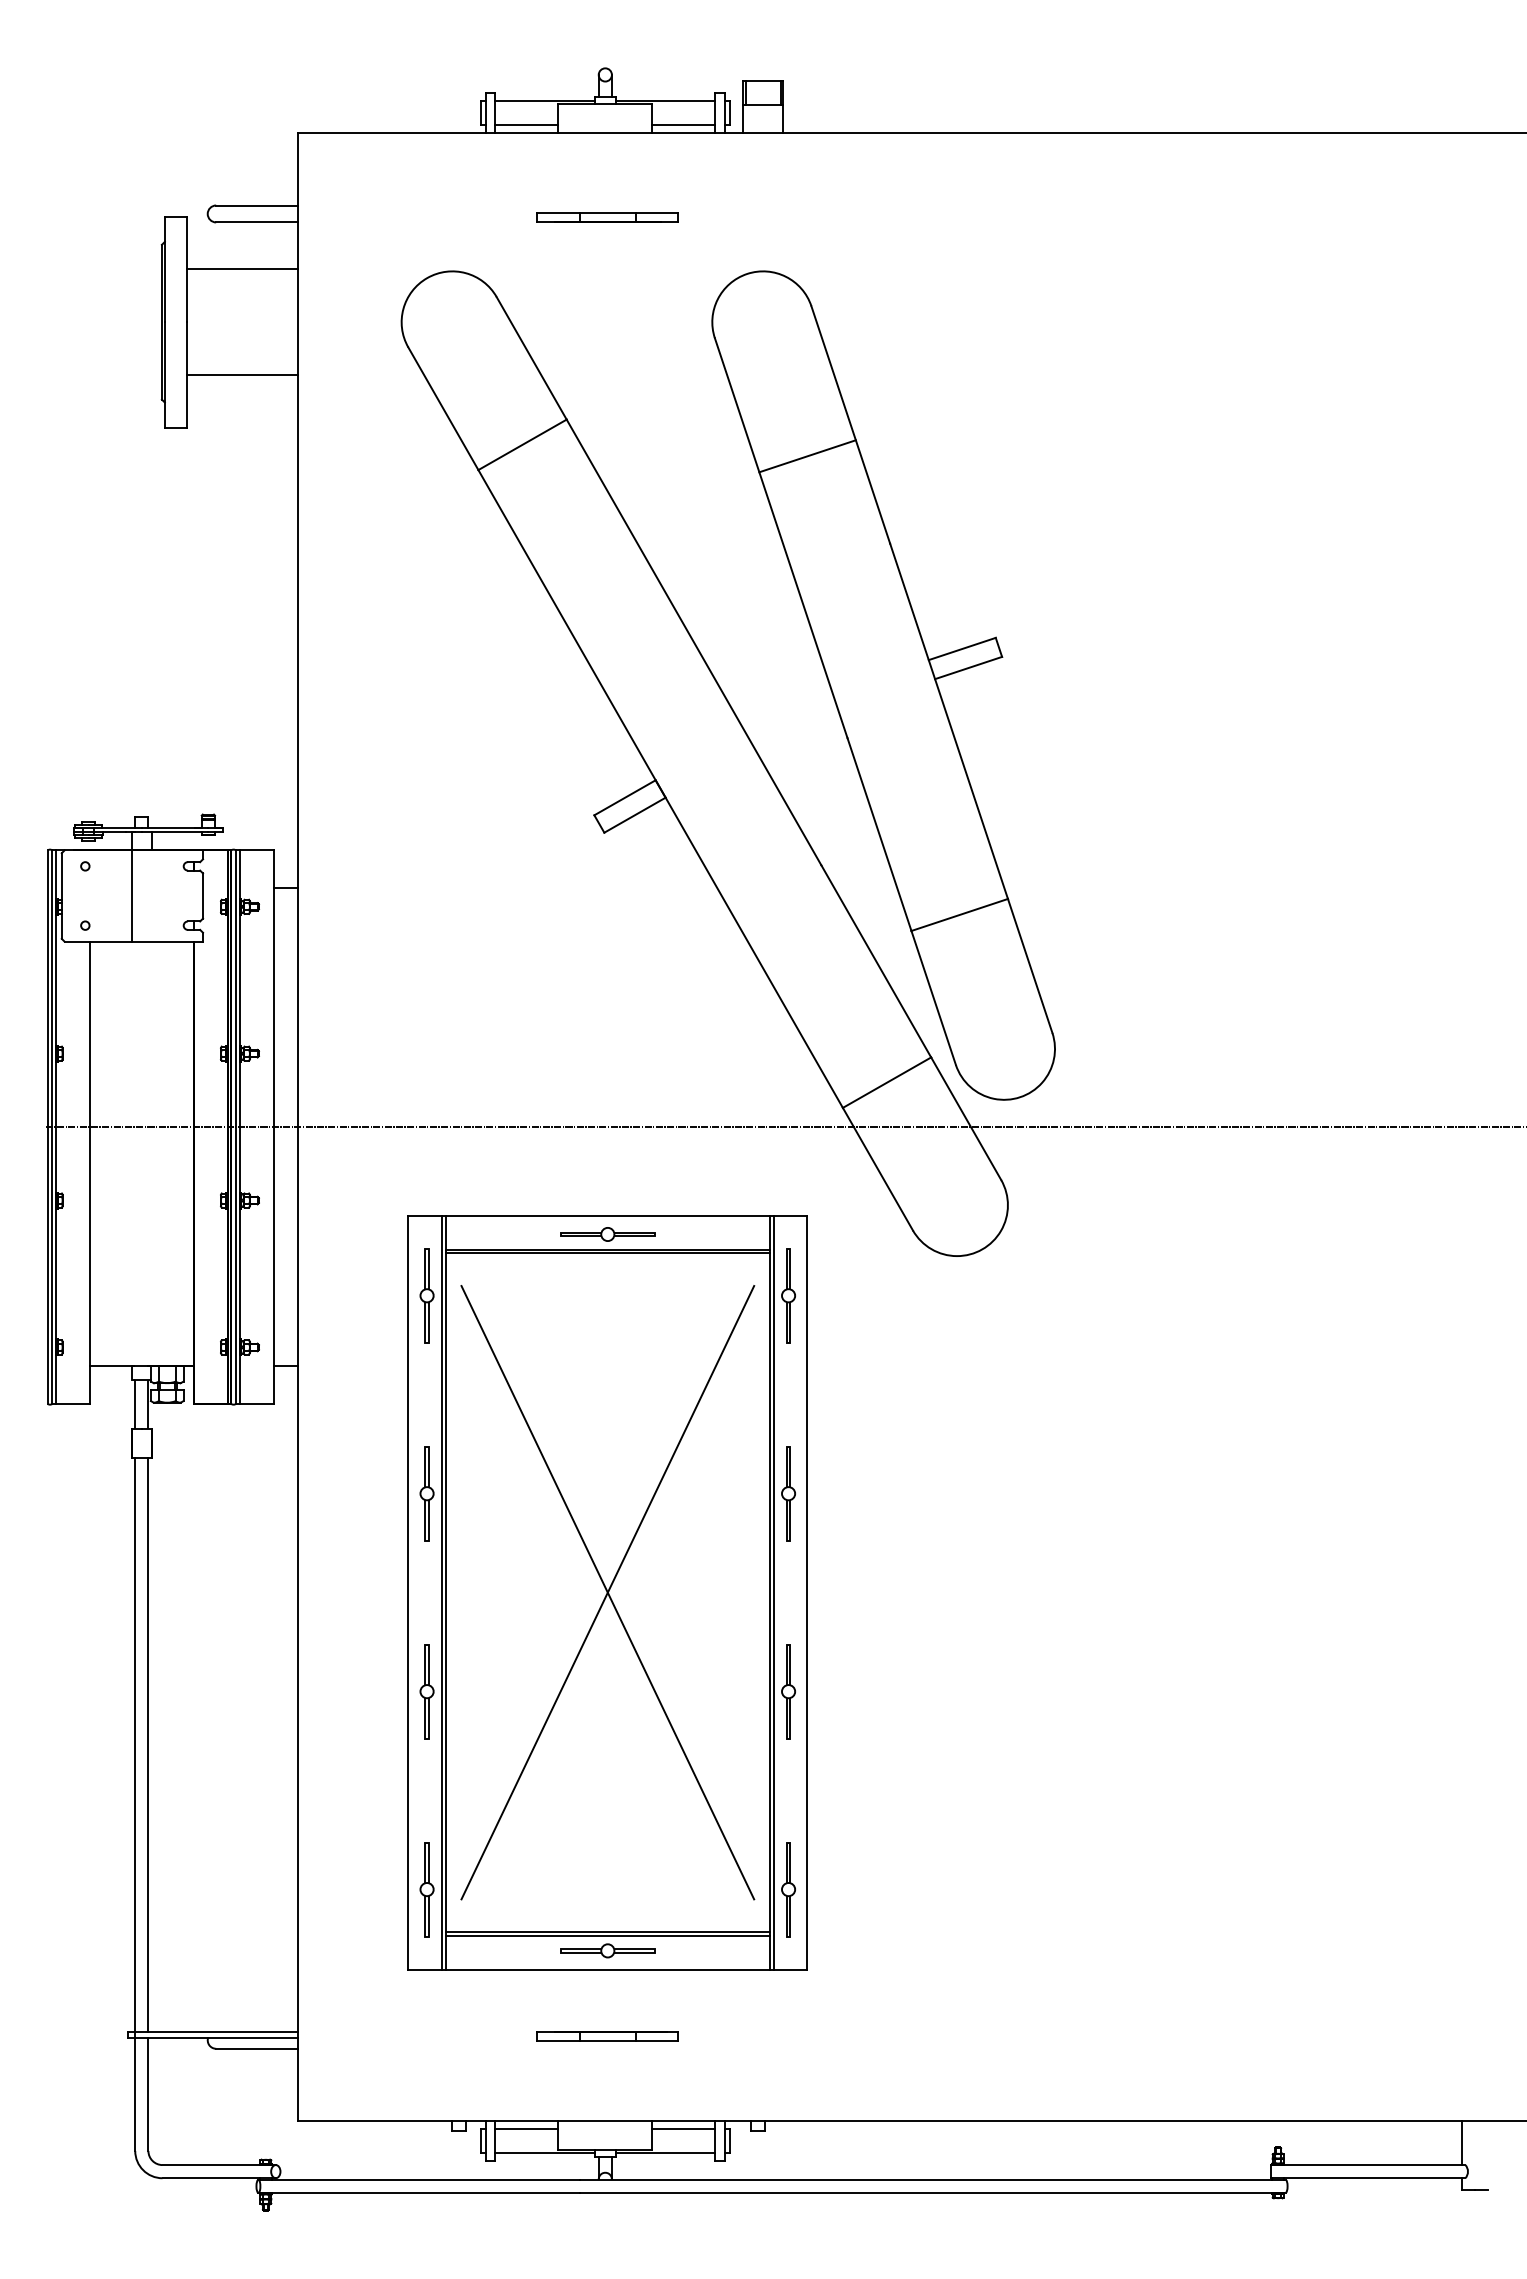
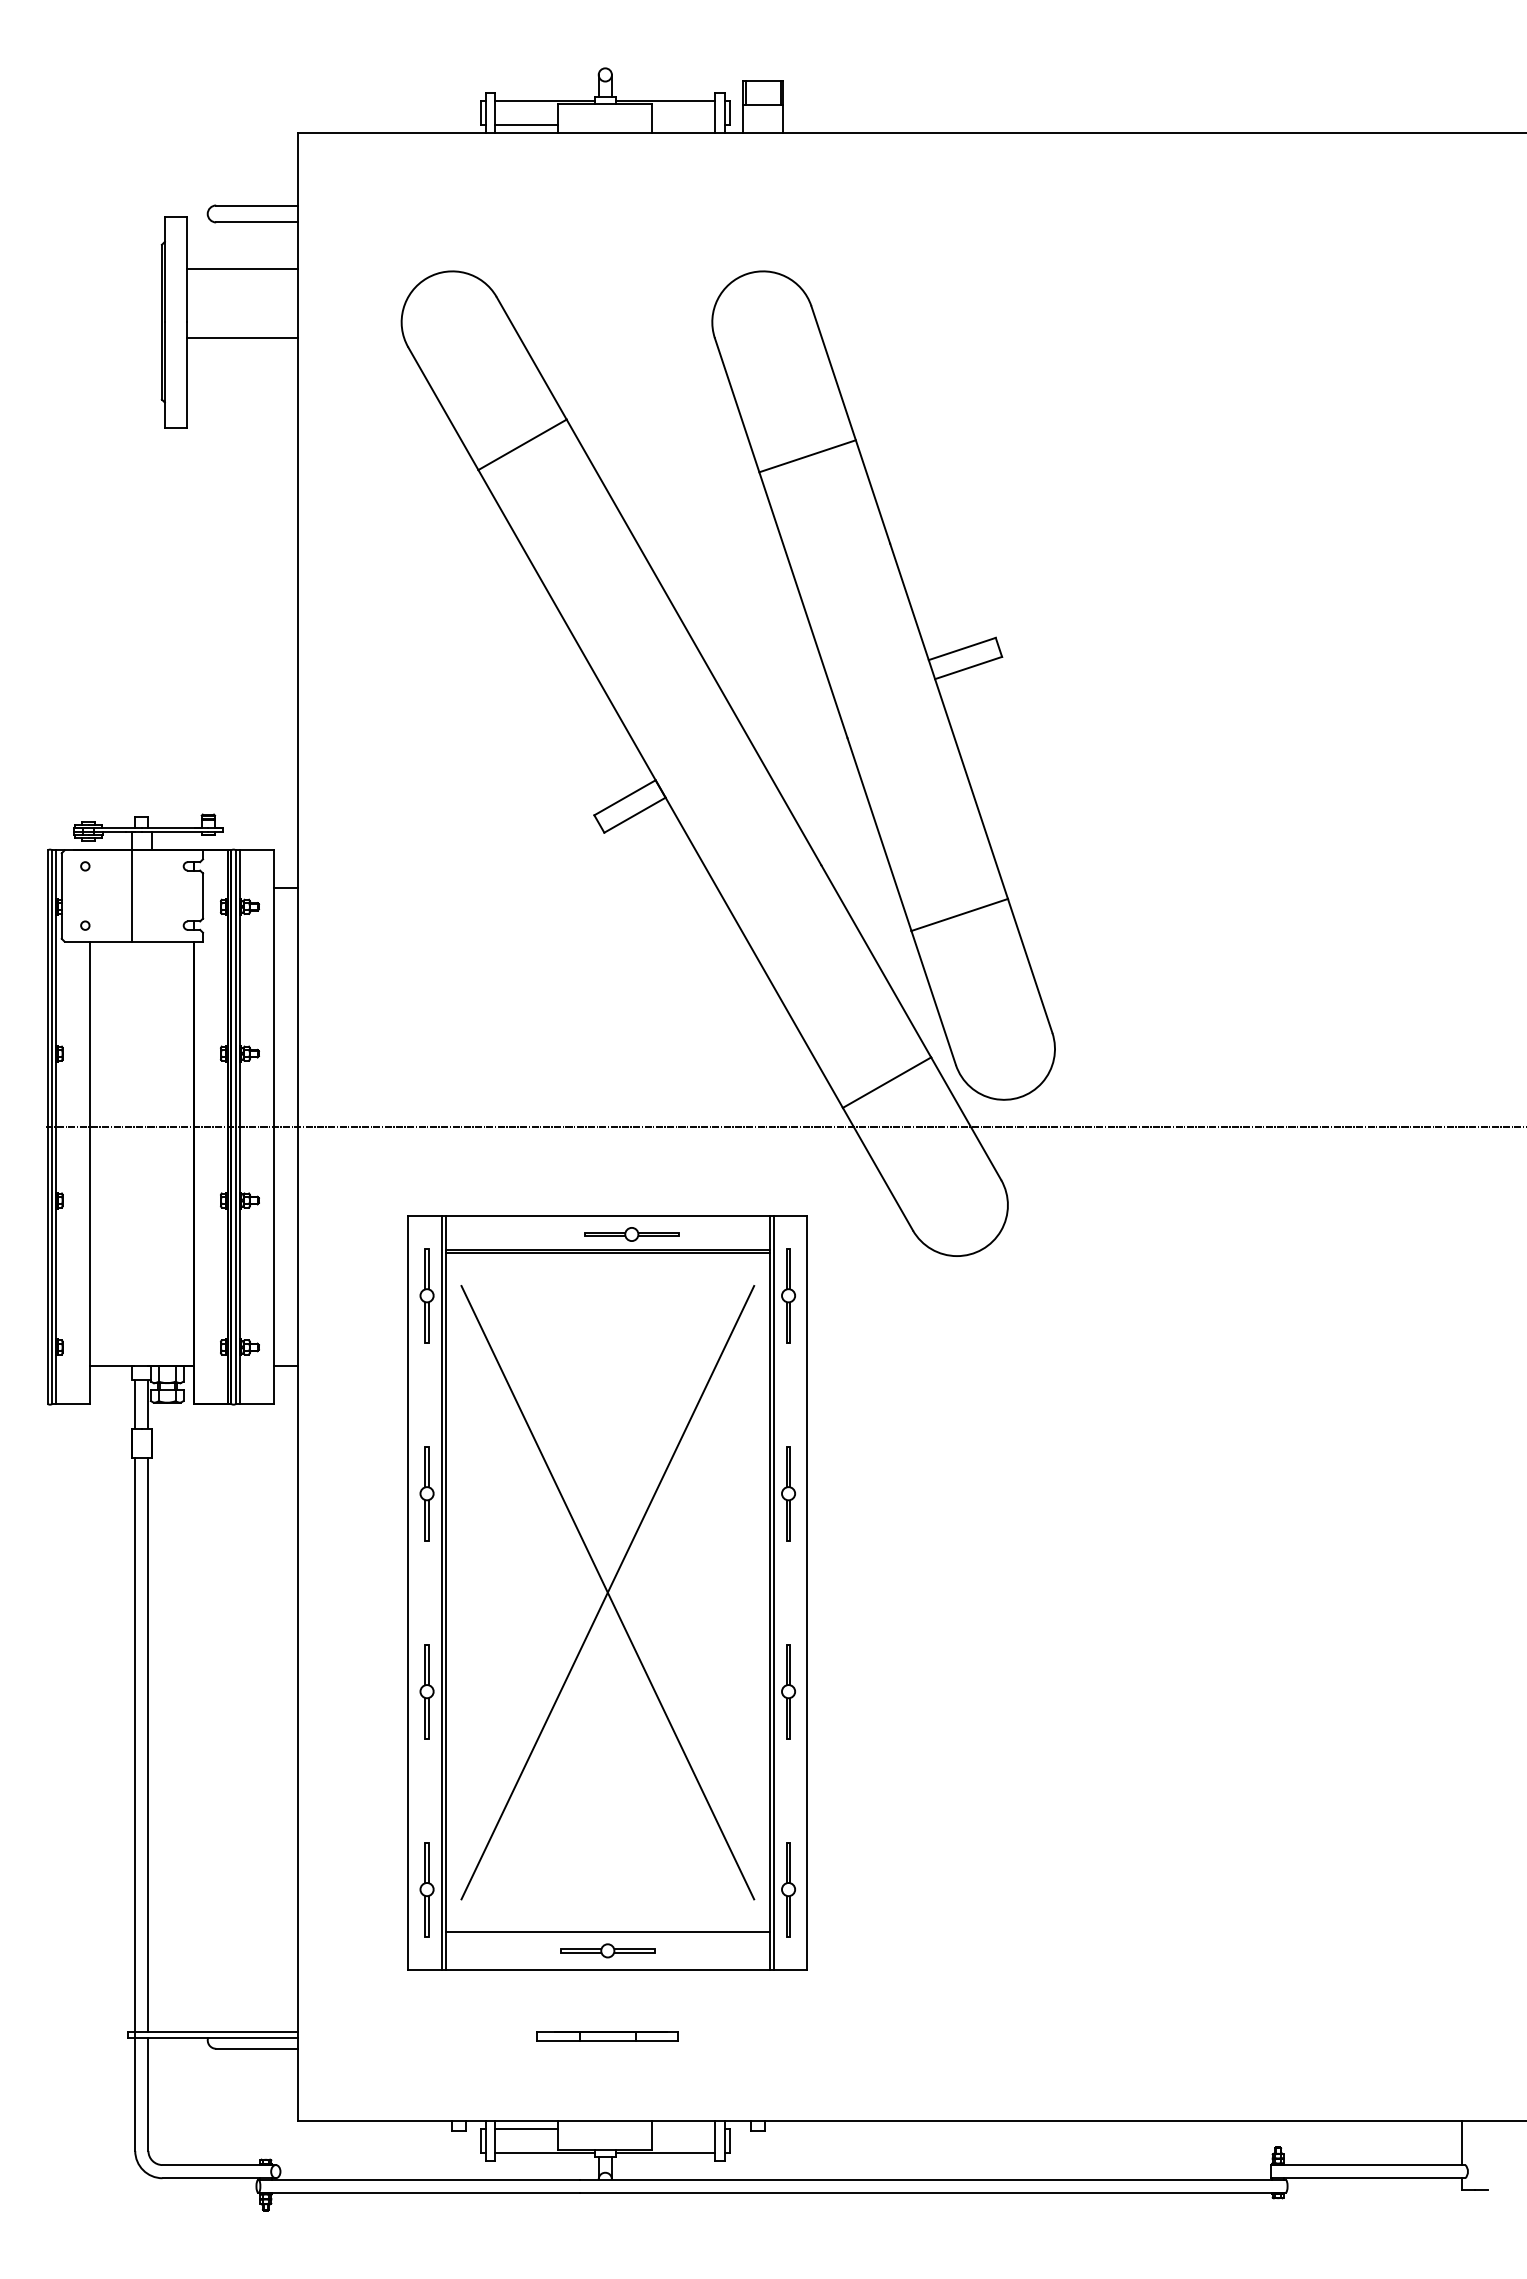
line: present -> none (683, 125)
part: present -> none (607, 217)
line position: (242, 375) -> (242, 338) (242, 338)
part position: (607, 1234) -> (631, 1234) (631, 1234)
line: present -> none (607, 1935)
line: present -> none (683, 2129)
